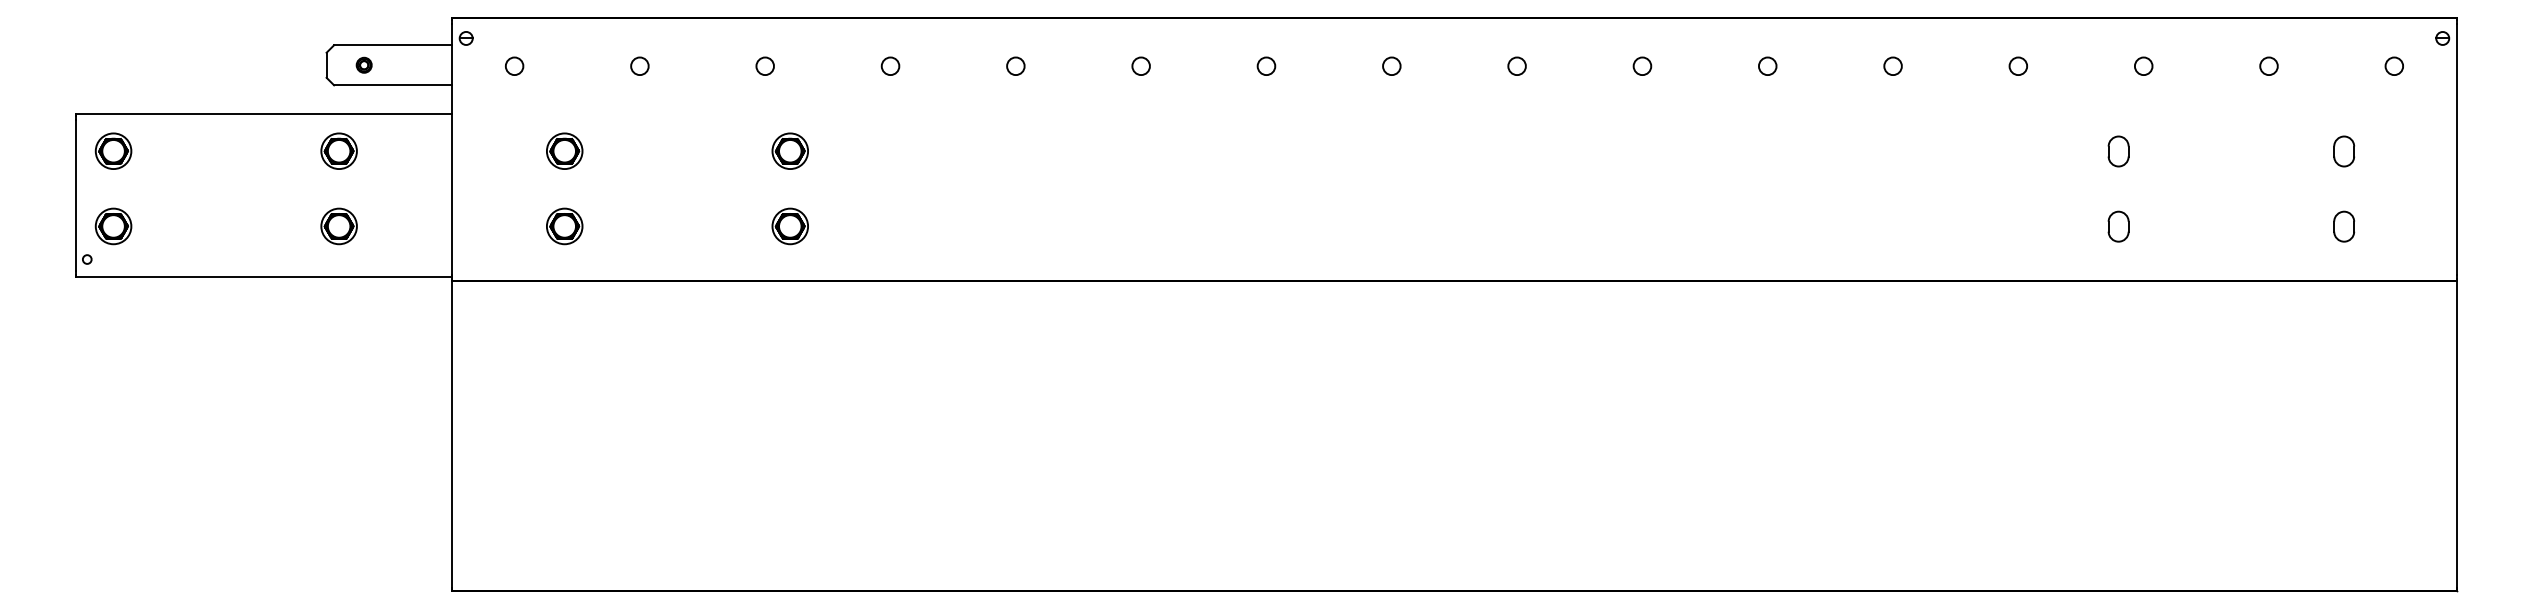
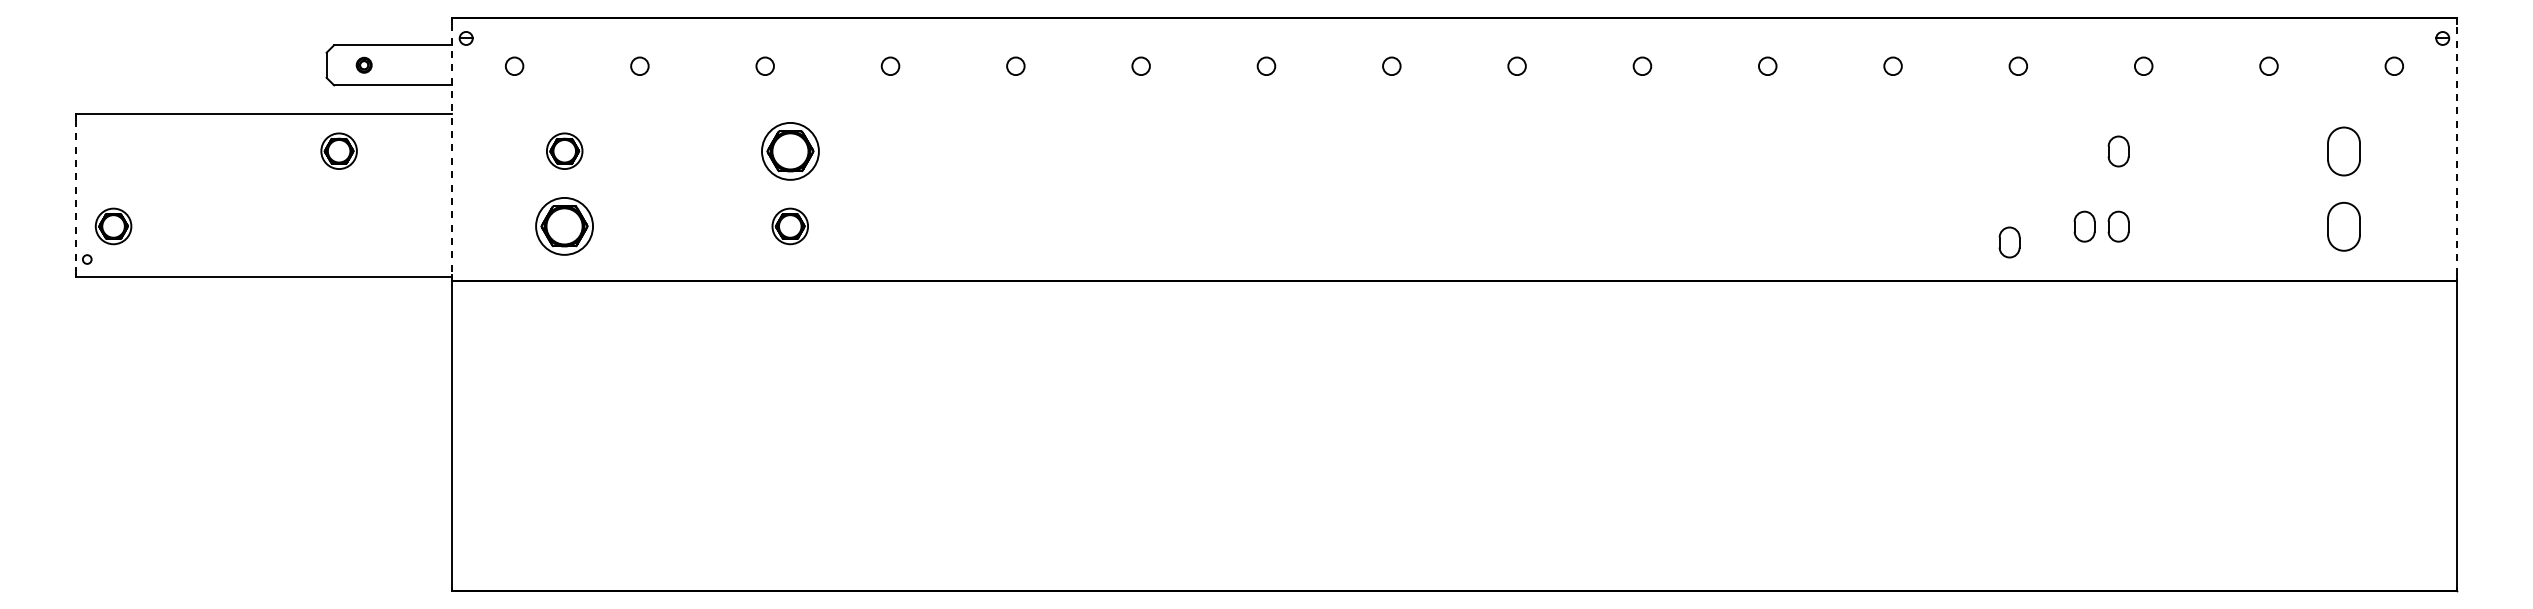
line: solid -> dashed (2457, 148)
part: present -> none (113, 150)
line: solid -> dashed (451, 150)
part size: 38x38 px -> 59x59 px (790, 151)
part size: 23x33 px -> 34x51 px (2343, 151)
line: solid -> dashed (75, 195)
part: present -> none (338, 226)
part size: 38x39 px -> 59x59 px (564, 226)
part: none -> present (2084, 226)
part size: 23x33 px -> 34x50 px (2343, 226)
part: none -> present (2009, 242)
